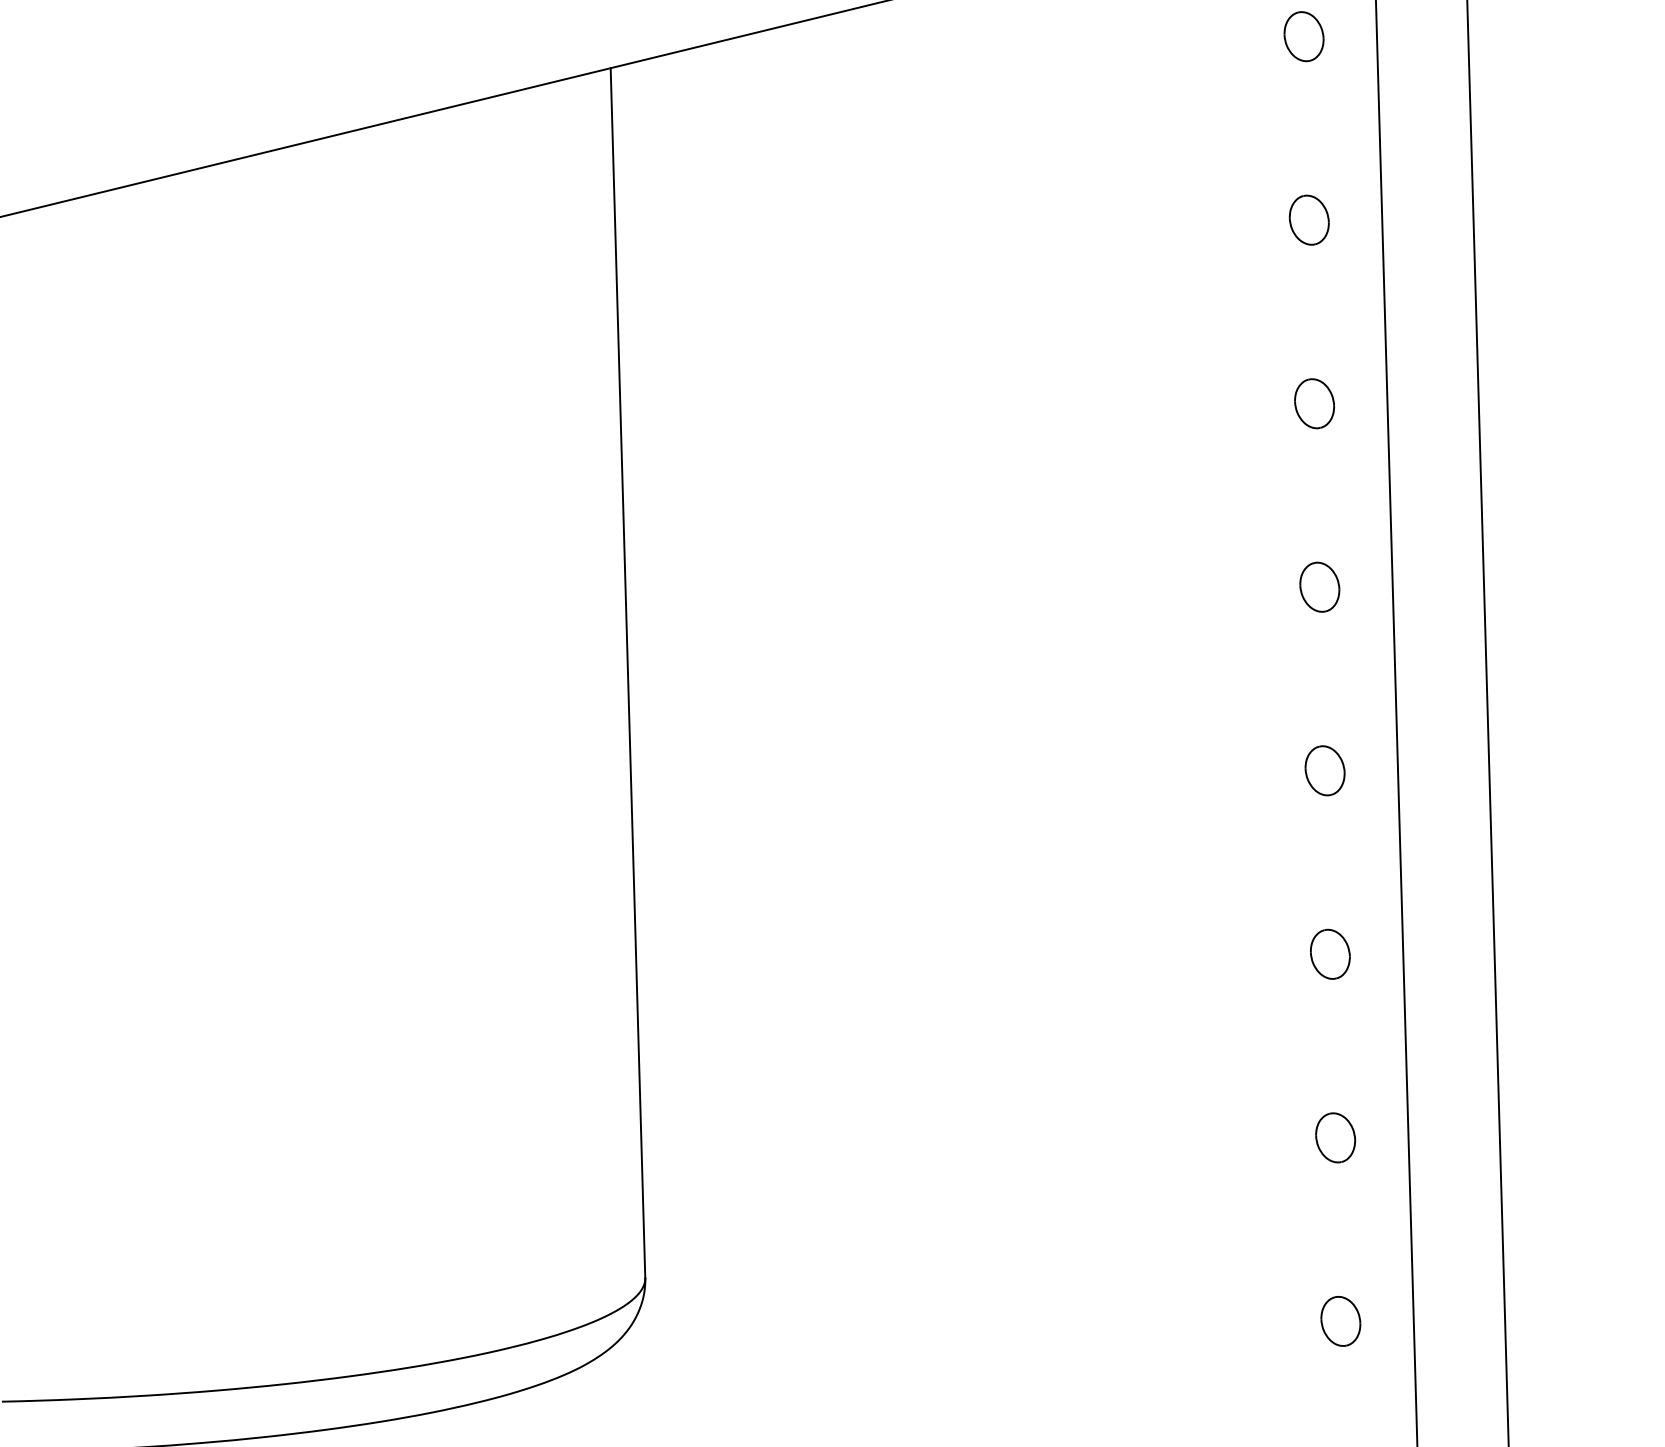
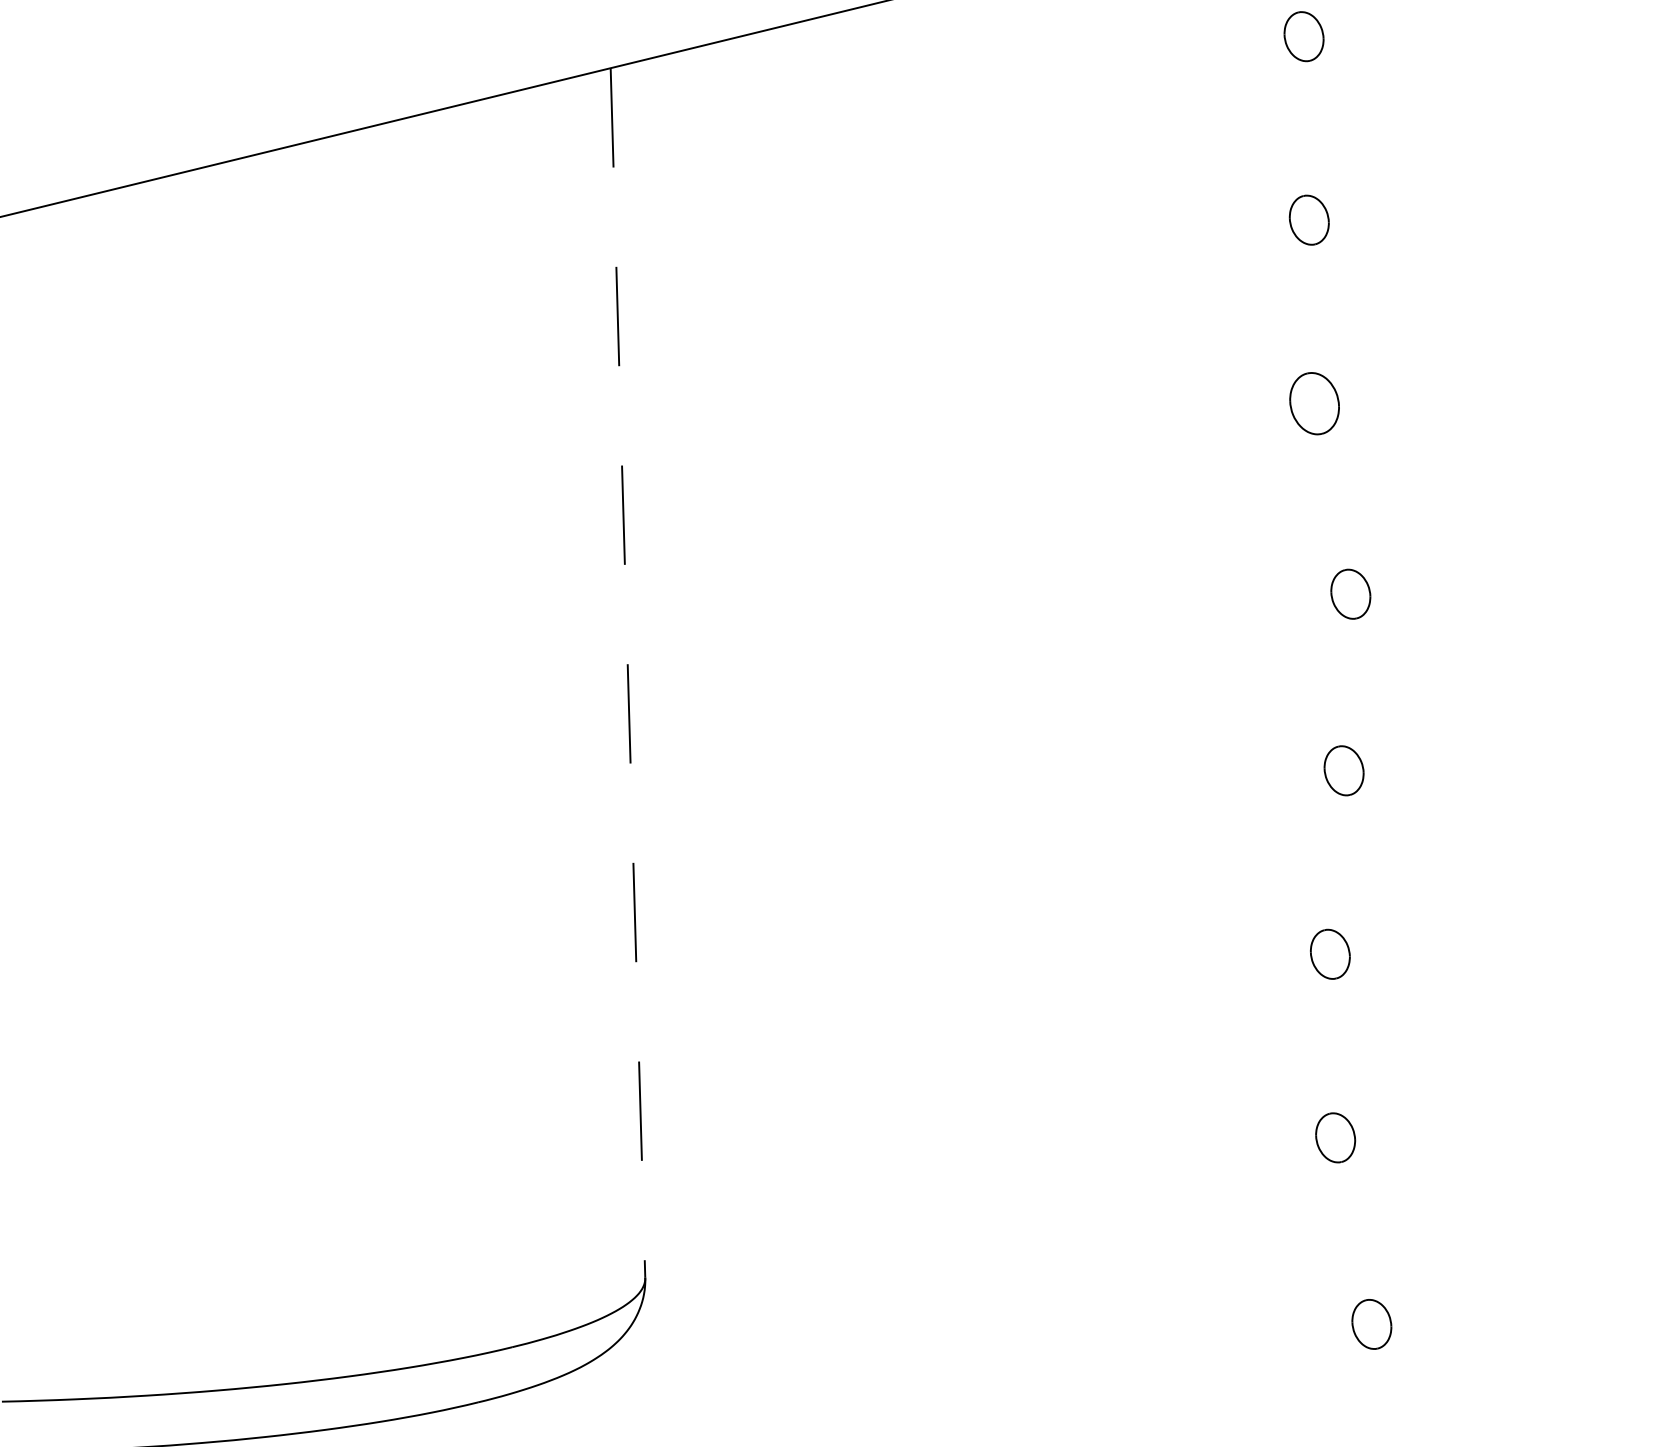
part size: 41x52 px -> 51x64 px (1314, 403)
part position: (1319, 586) -> (1350, 593) (1350, 593)
line: solid -> dashed (627, 672)
line: present -> none (1396, 722)
line: present -> none (1487, 722)
part position: (1324, 770) -> (1343, 770) (1343, 770)
part position: (1340, 1321) -> (1371, 1324) (1371, 1324)
